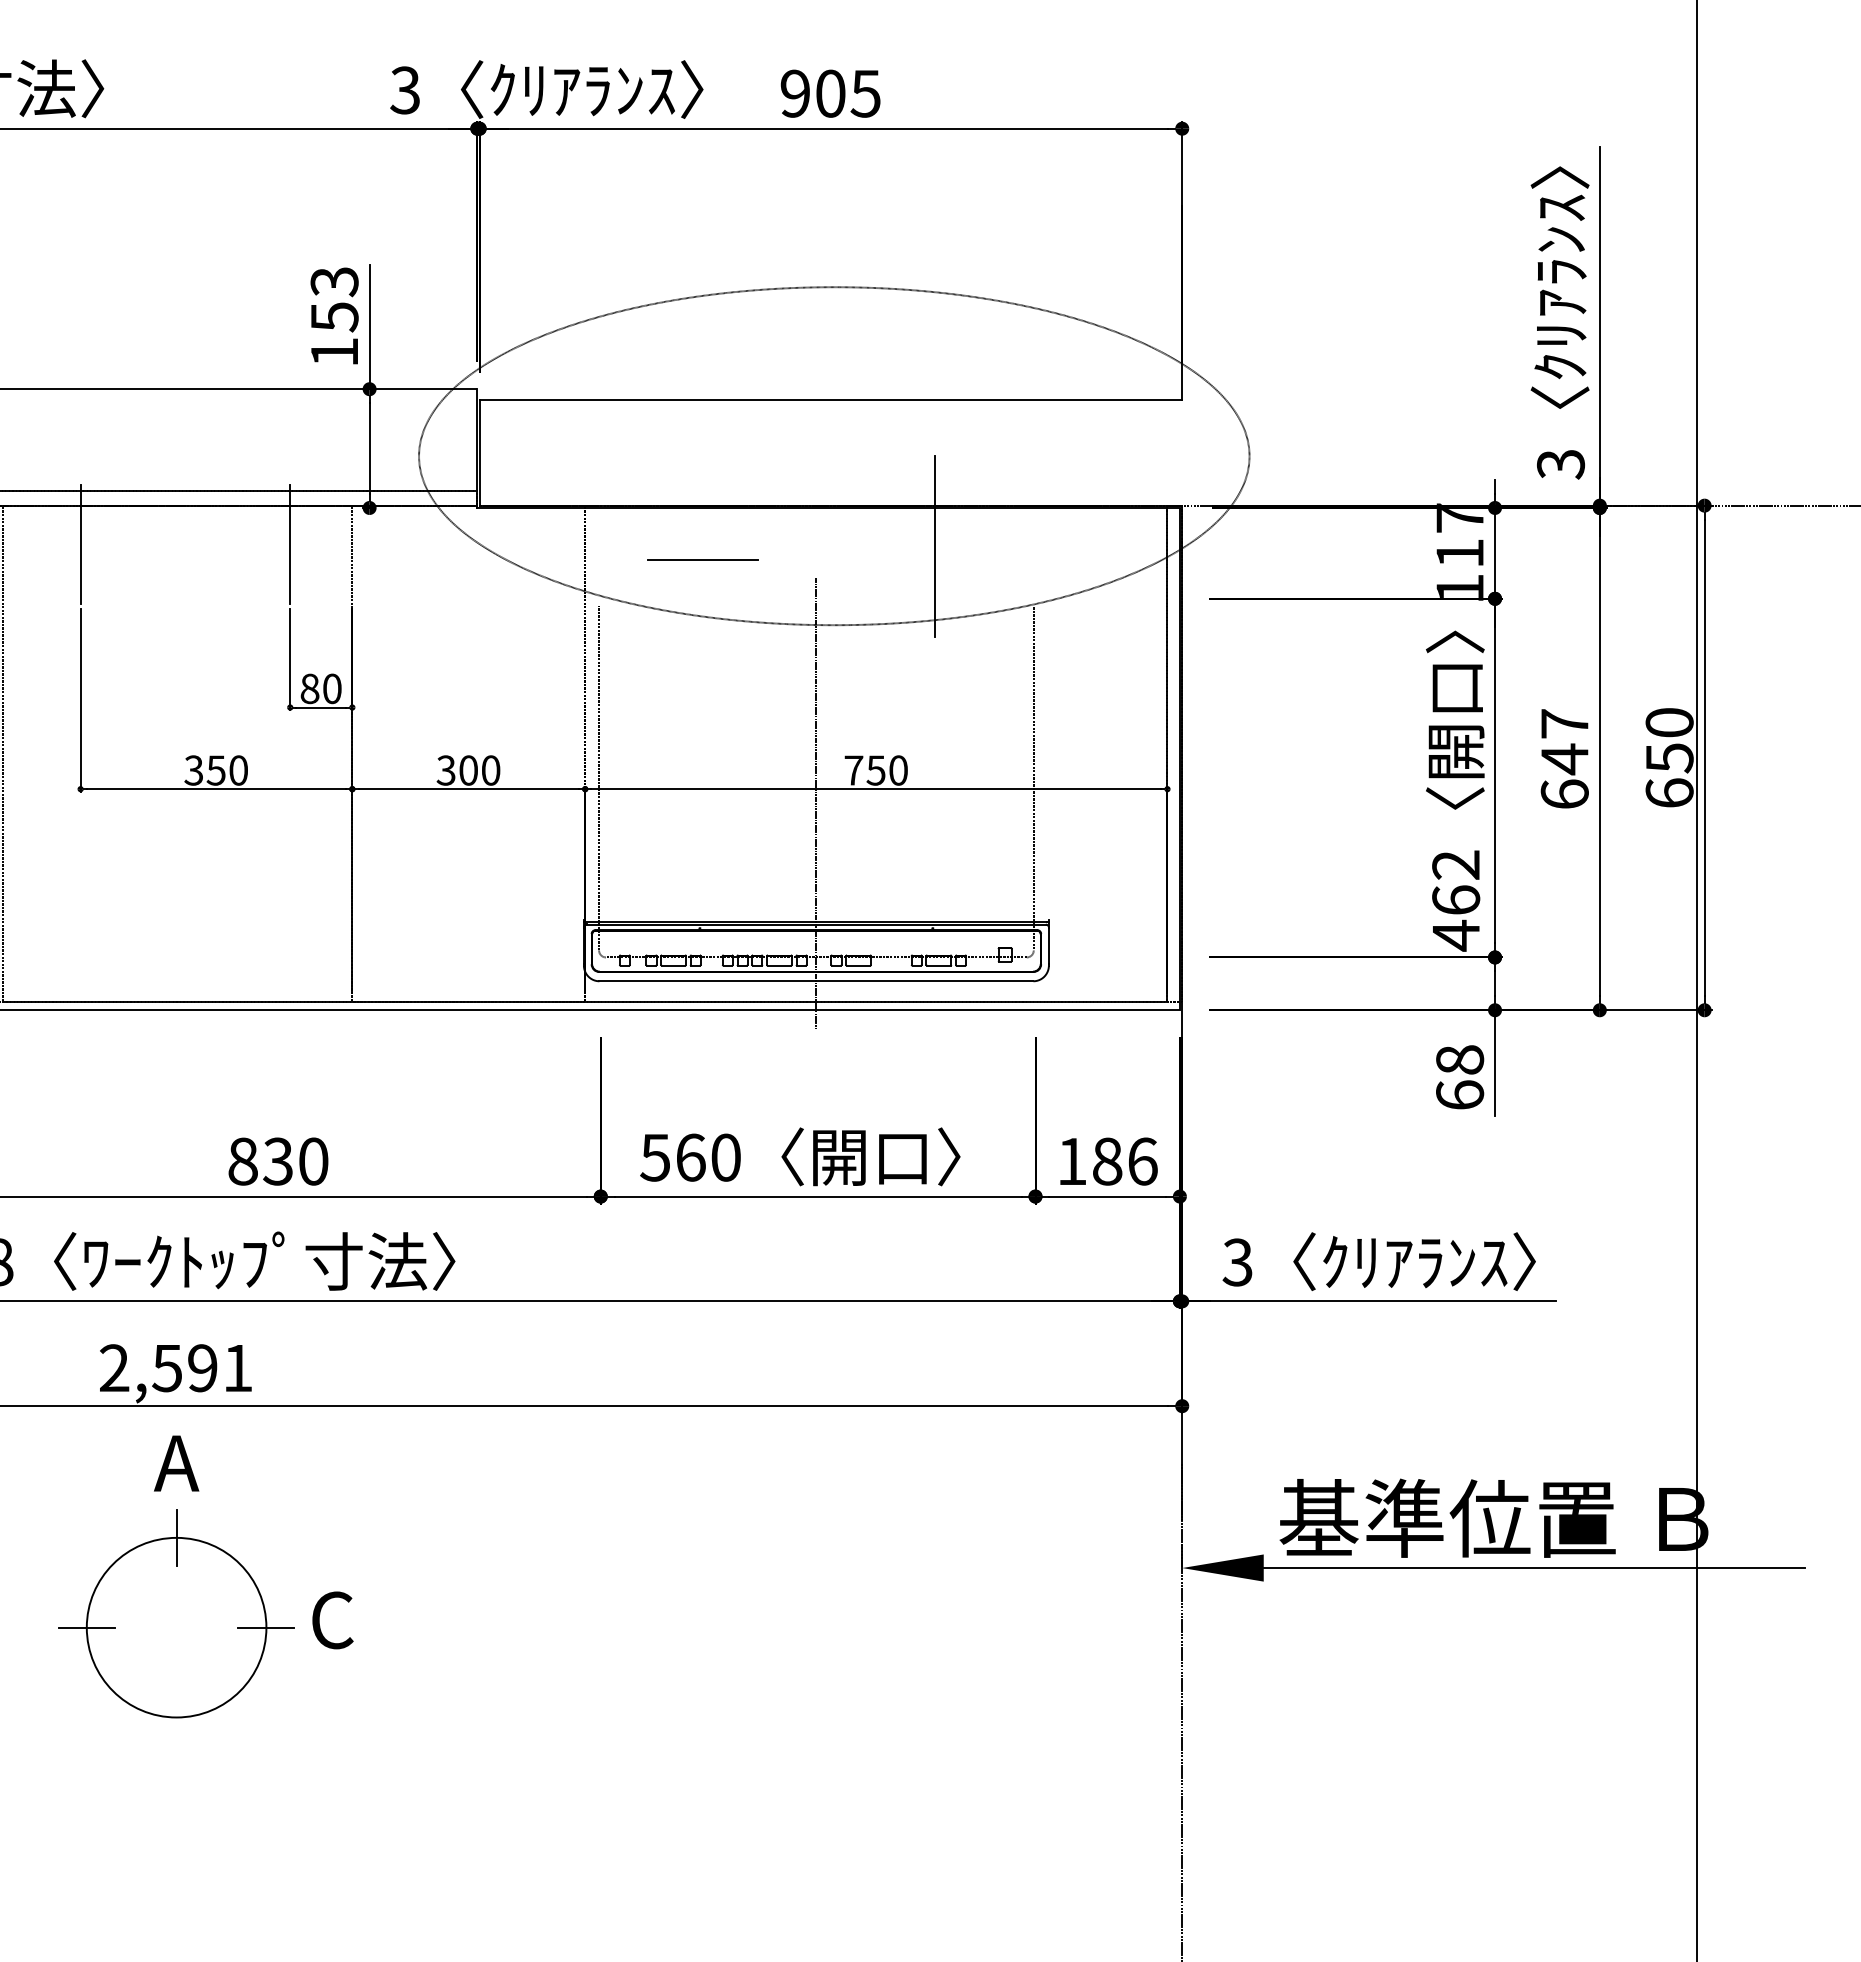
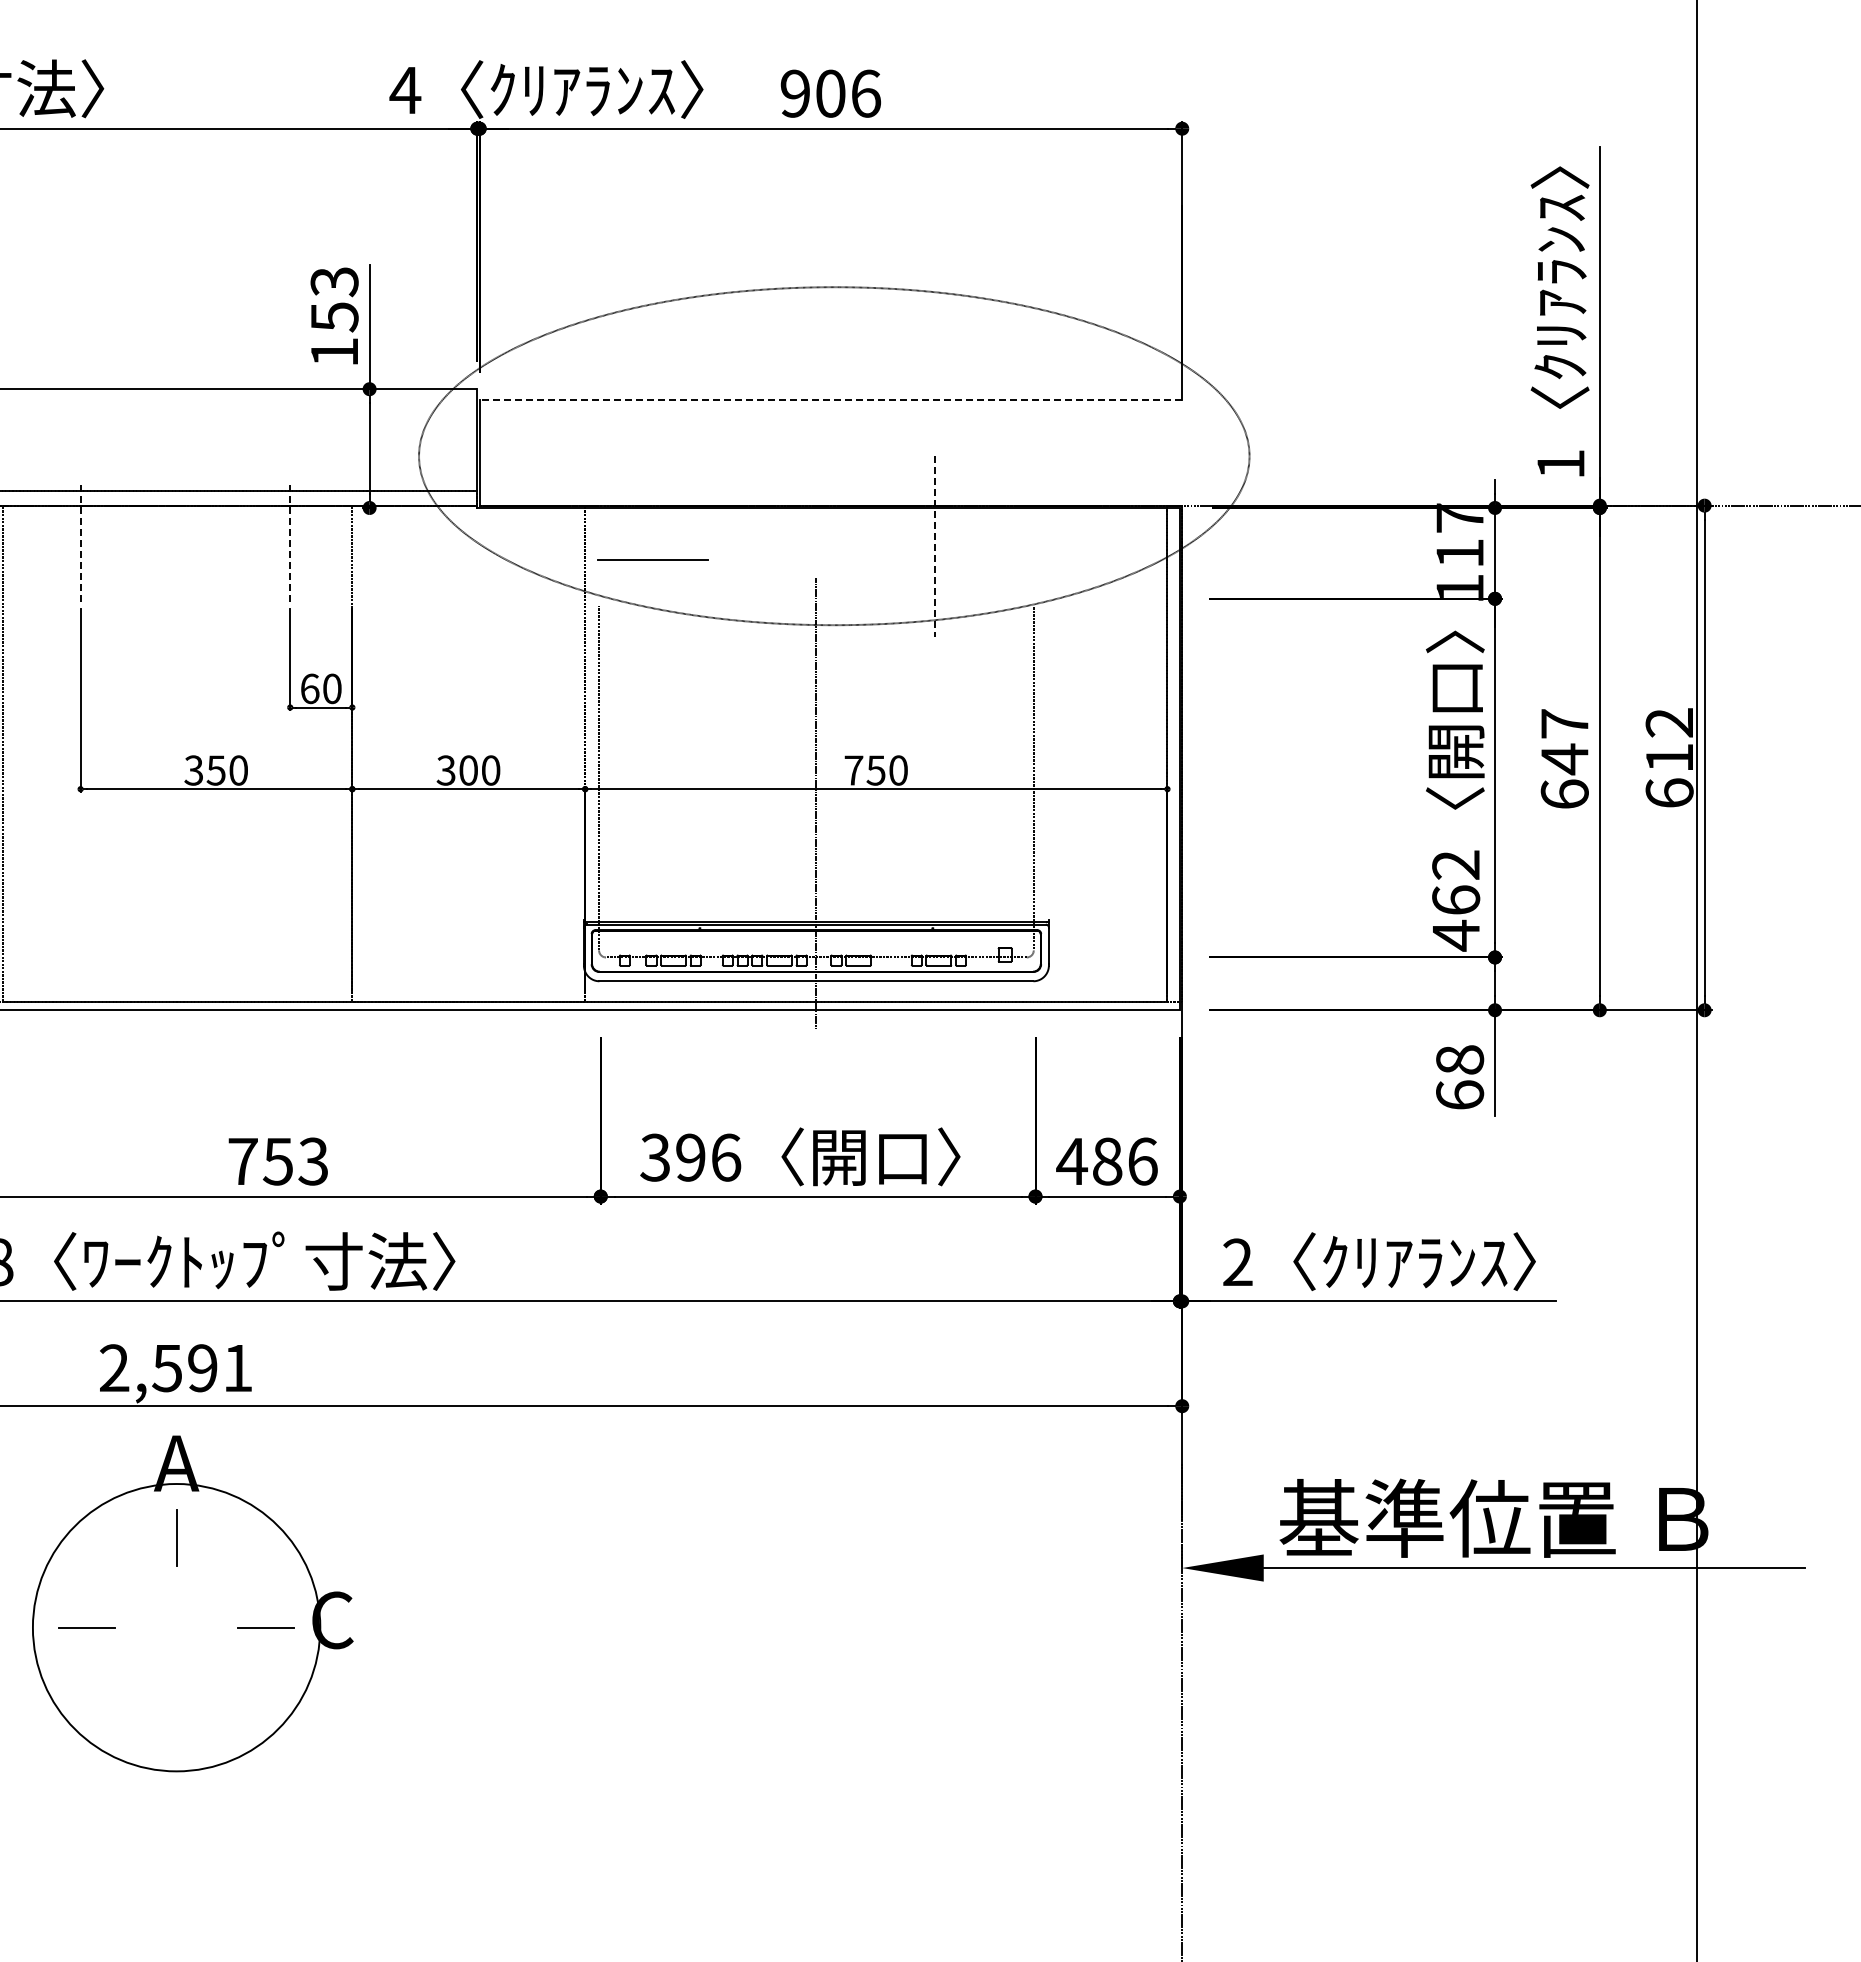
text: 3 -> 4 (405, 90)
text: 905 -> 906 (865, 93)
line: solid -> dashed (830, 400)
text: 3 -> 1 (1561, 464)
line: solid -> dashed (80, 544)
line: solid -> dashed (290, 544)
line: solid -> dashed (934, 547)
line position: (702, 559) -> (652, 559) (652, 559)
text: 80 -> 60 (309, 688)
text: 650 -> 612 (1669, 740)
text: 560 -> 396 (690, 1157)
text: 830 -> 753 (278, 1161)
text: 186 -> 486 (1072, 1161)
text: 3 -> 2 (1237, 1262)
circle diameter: 180 px -> 287 px (176, 1627)
